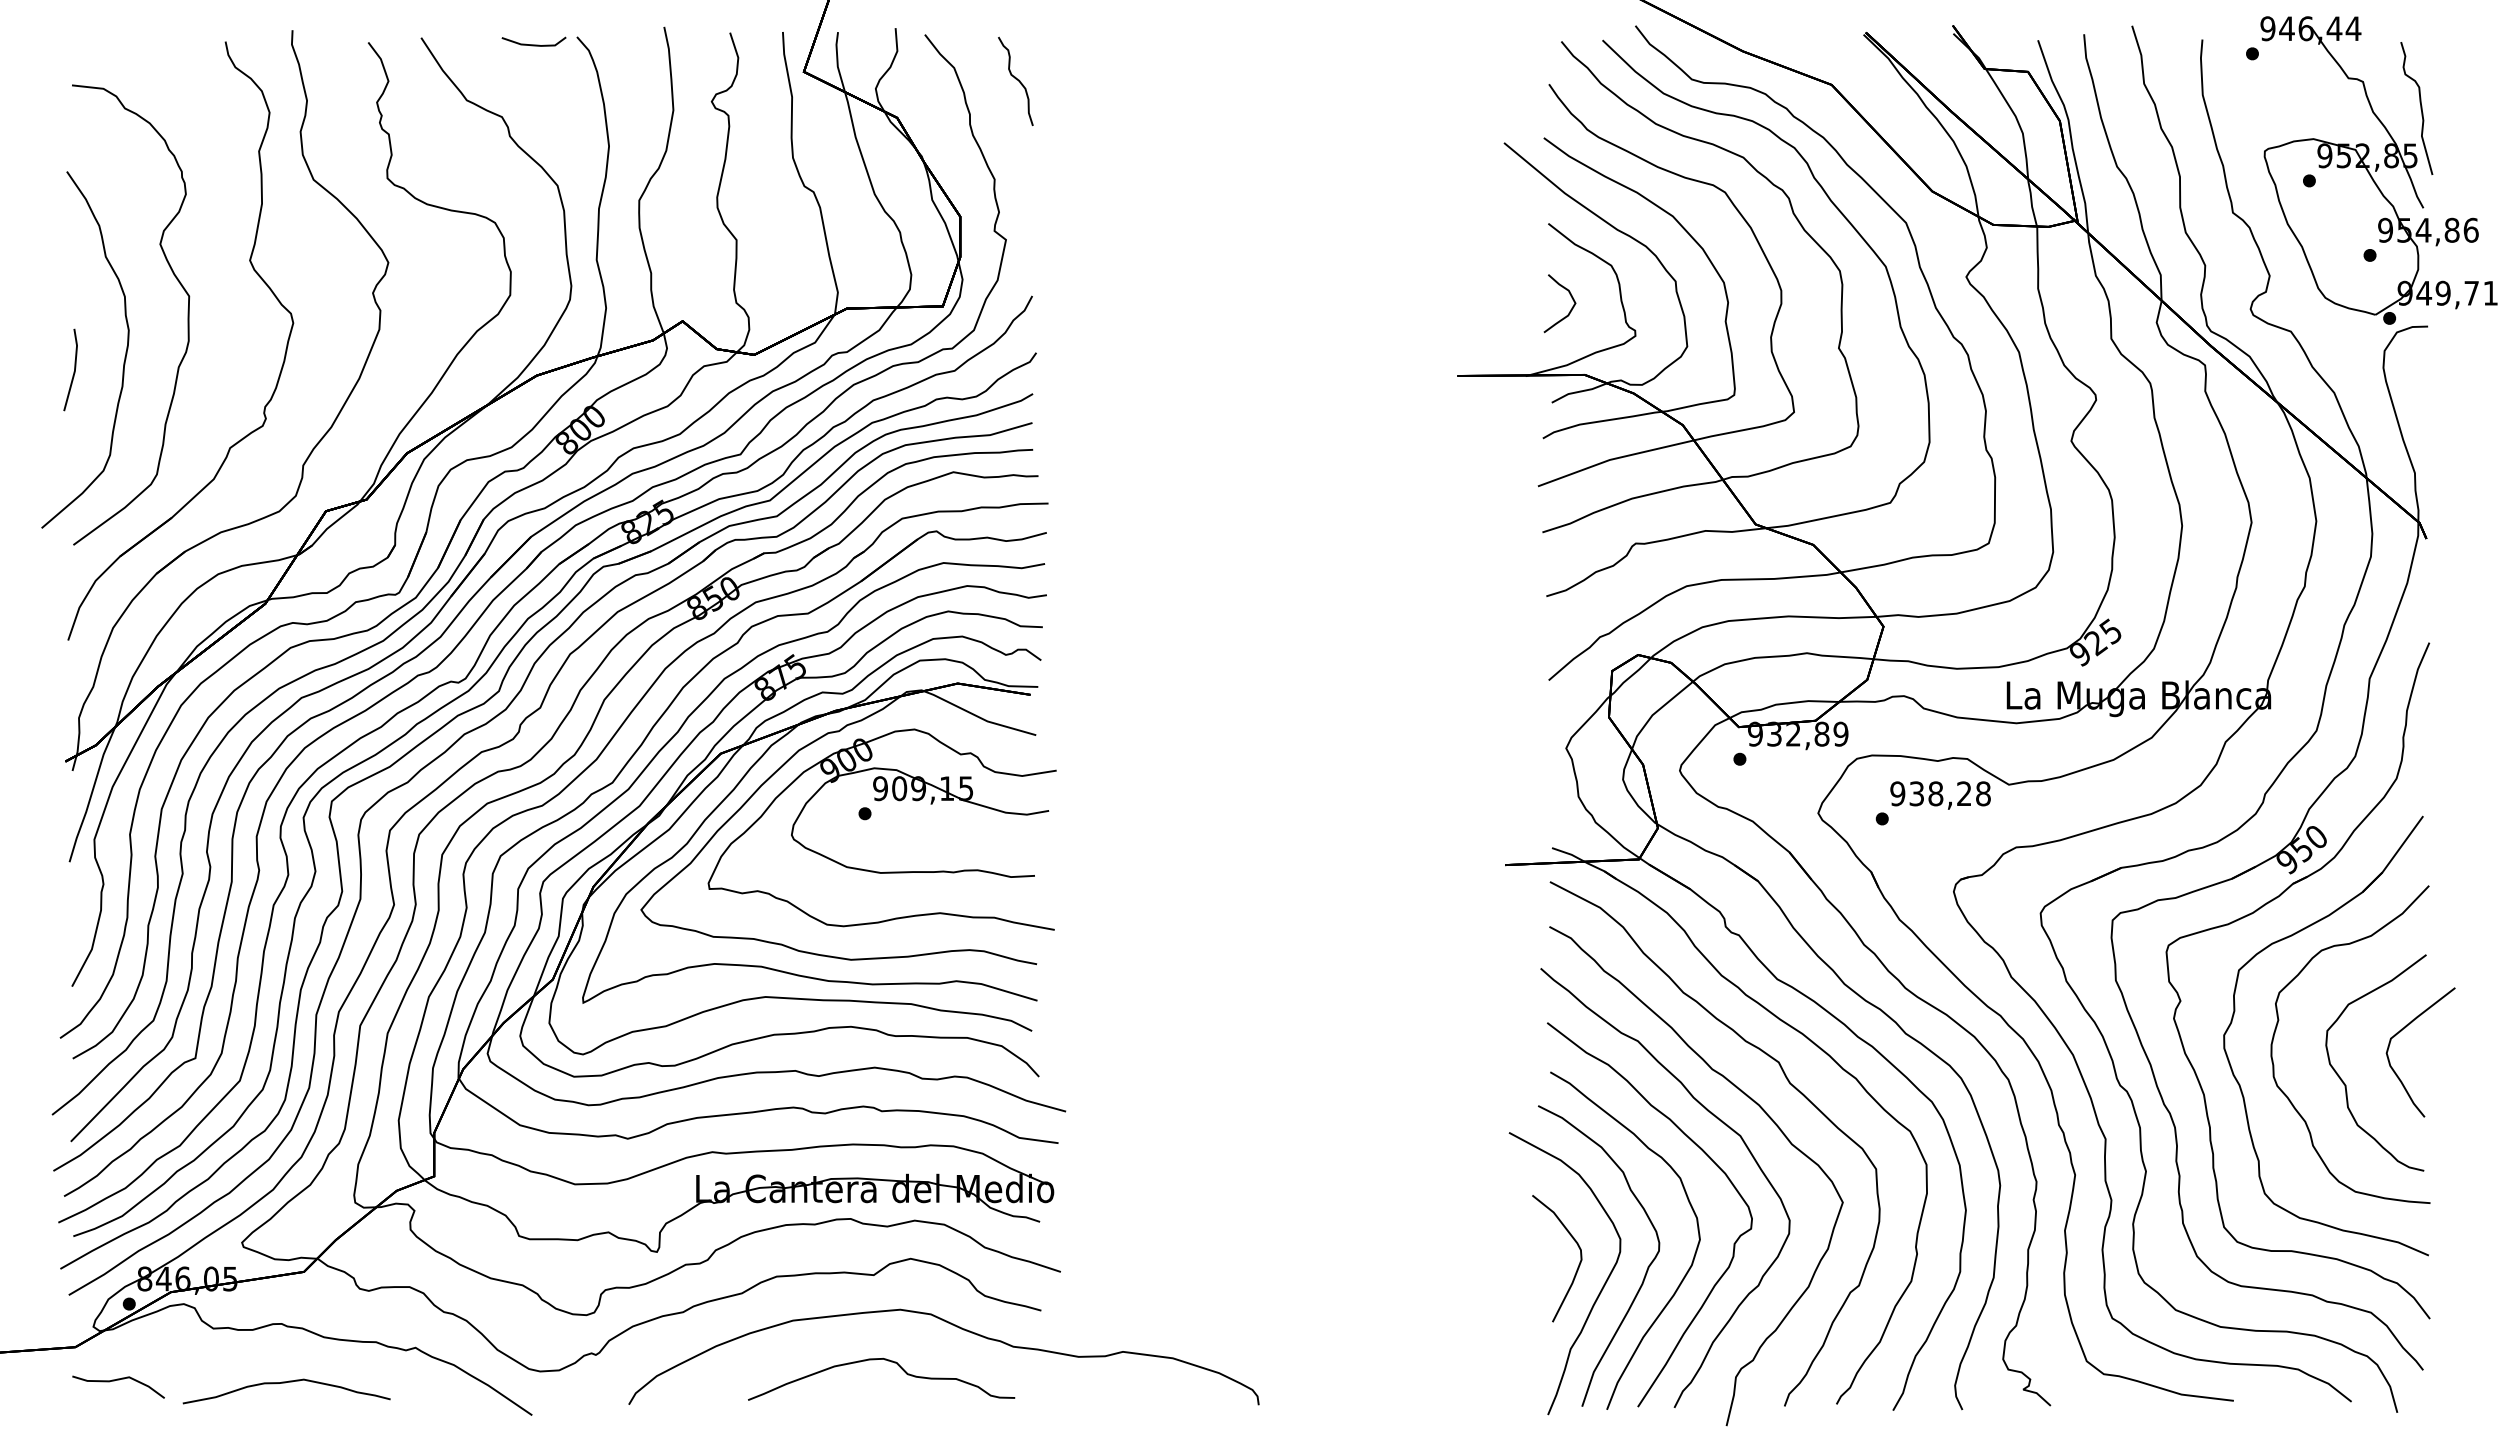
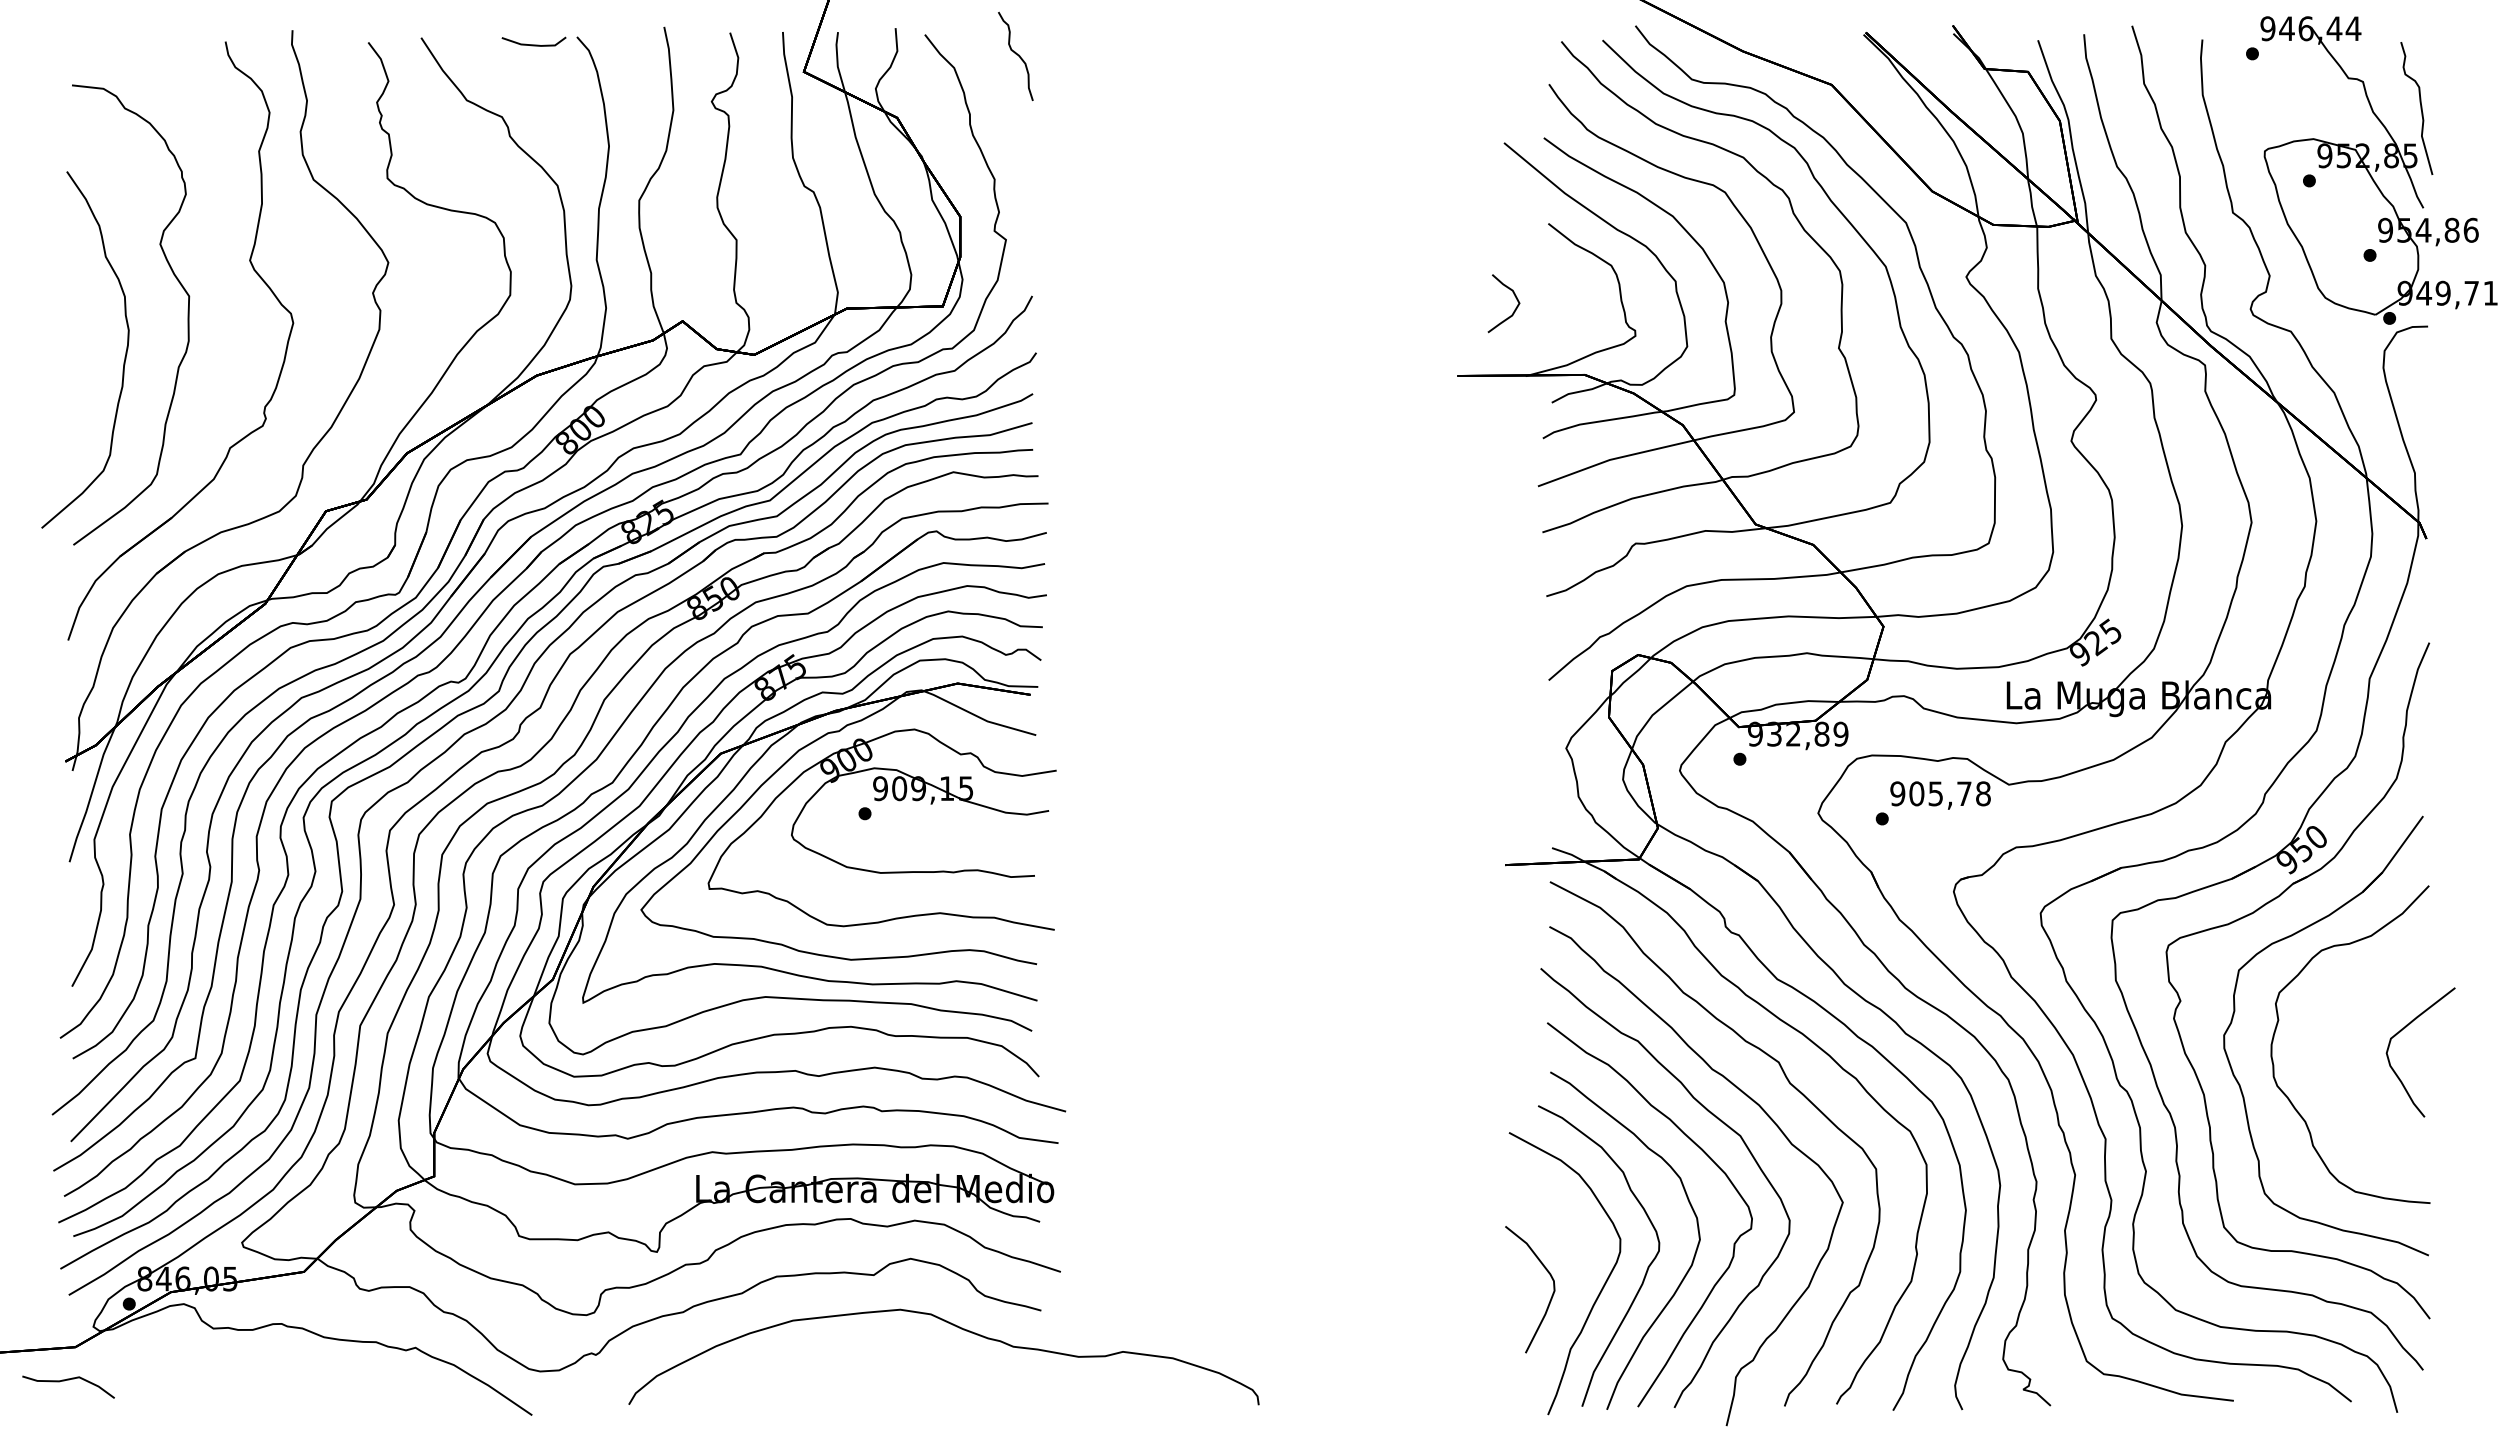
curve position: (1015, 79) -> (1015, 54) (1015, 54)
curve position: (1570, 309) -> (1514, 309) (1514, 309)
line: present -> none (73, 371)
text: 938,28 -> 905,78 (1940, 793)
curve: present -> none (2345, 1083)
curve position: (1578, 1264) -> (1551, 1295) (1551, 1295)
curve: present -> none (884, 1360)
curve position: (118, 1380) -> (68, 1380) (68, 1380)
curve: present -> none (285, 1383)
